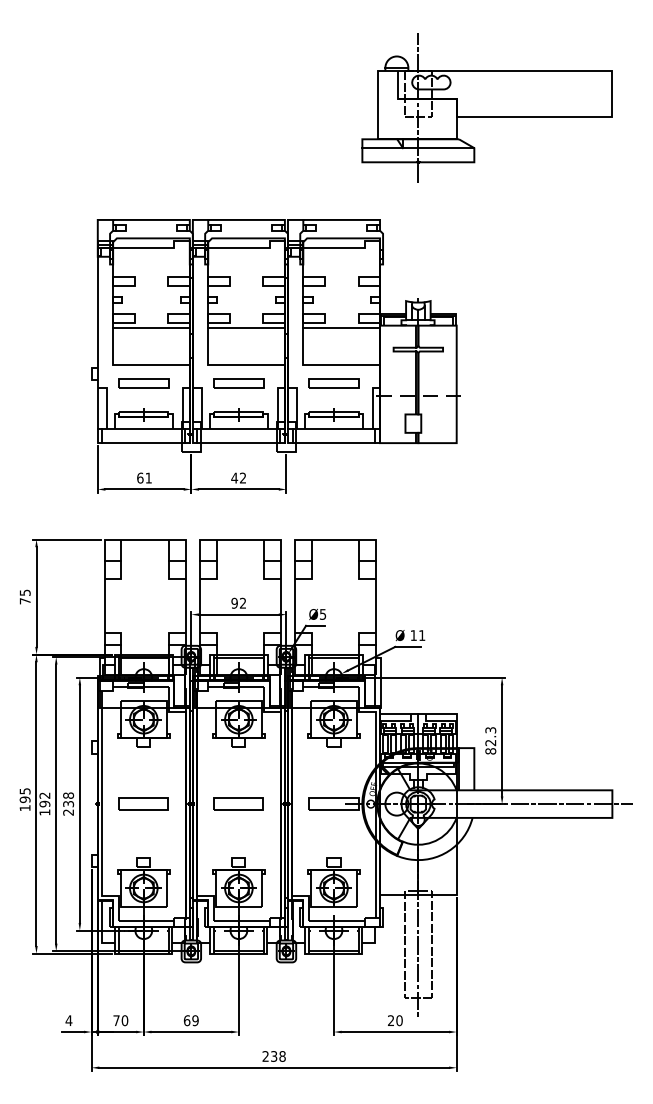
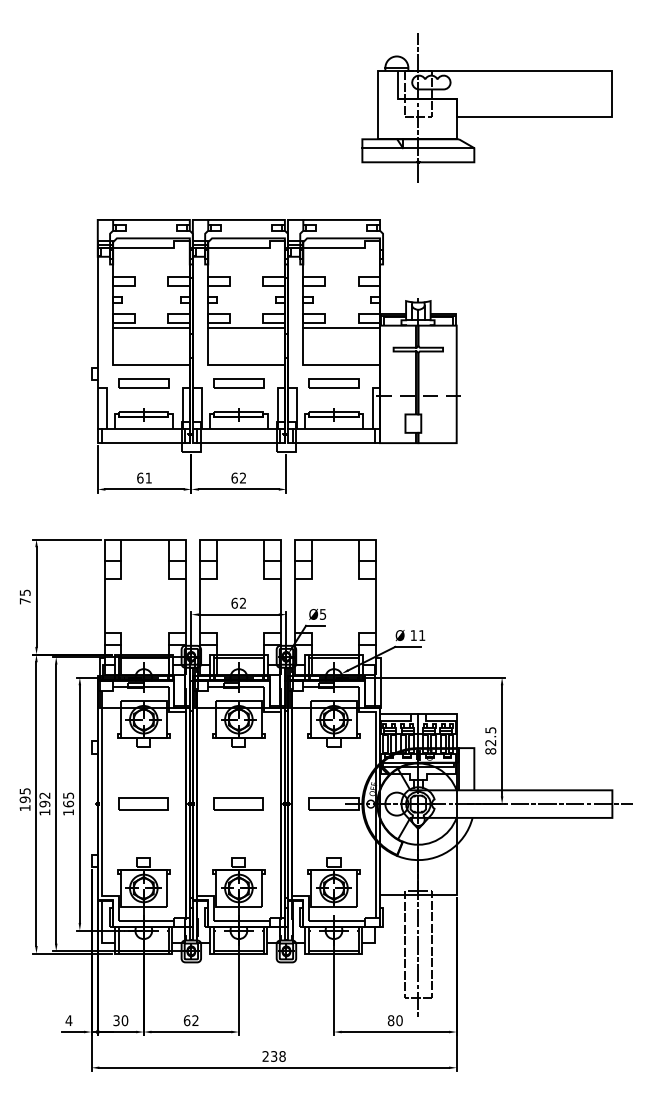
text: 42 -> 62 (234, 477)
text: 92 -> 62 (234, 602)
text: 82.3 -> 82.5 (490, 730)
text: 238 -> 165 (68, 803)
text: 70 -> 30 (116, 1020)
text: 69 -> 62 (195, 1020)
text: 20 -> 80 (390, 1020)
